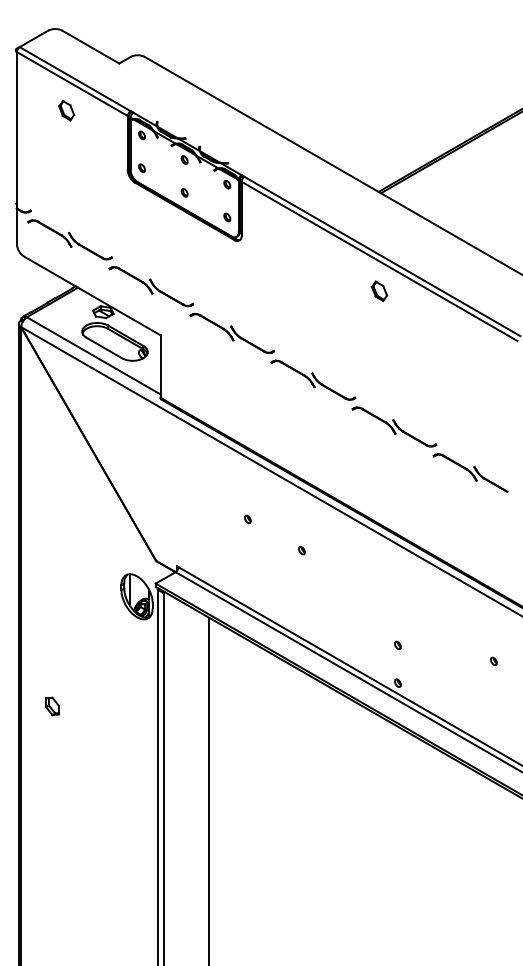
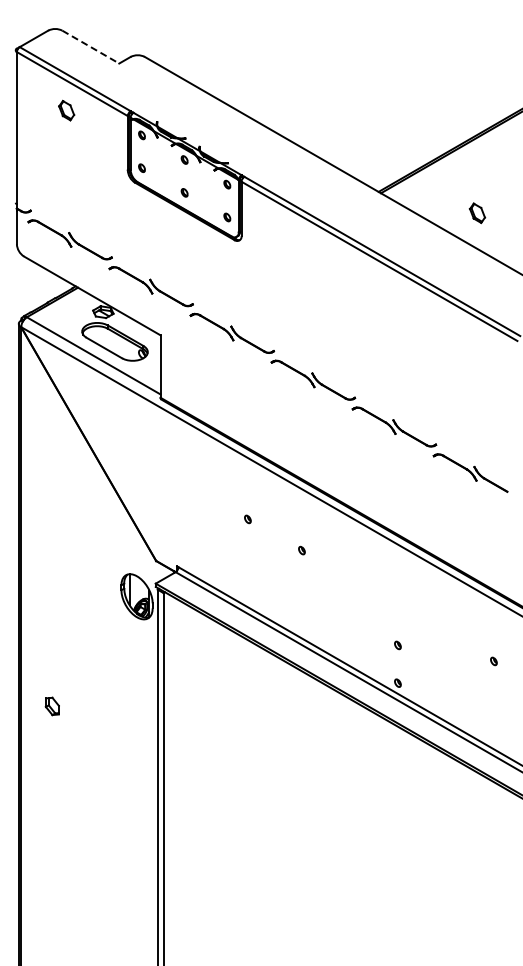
line: solid -> dashed (90, 47)
part position: (379, 291) -> (477, 213) (477, 213)
line: present -> none (209, 789)
